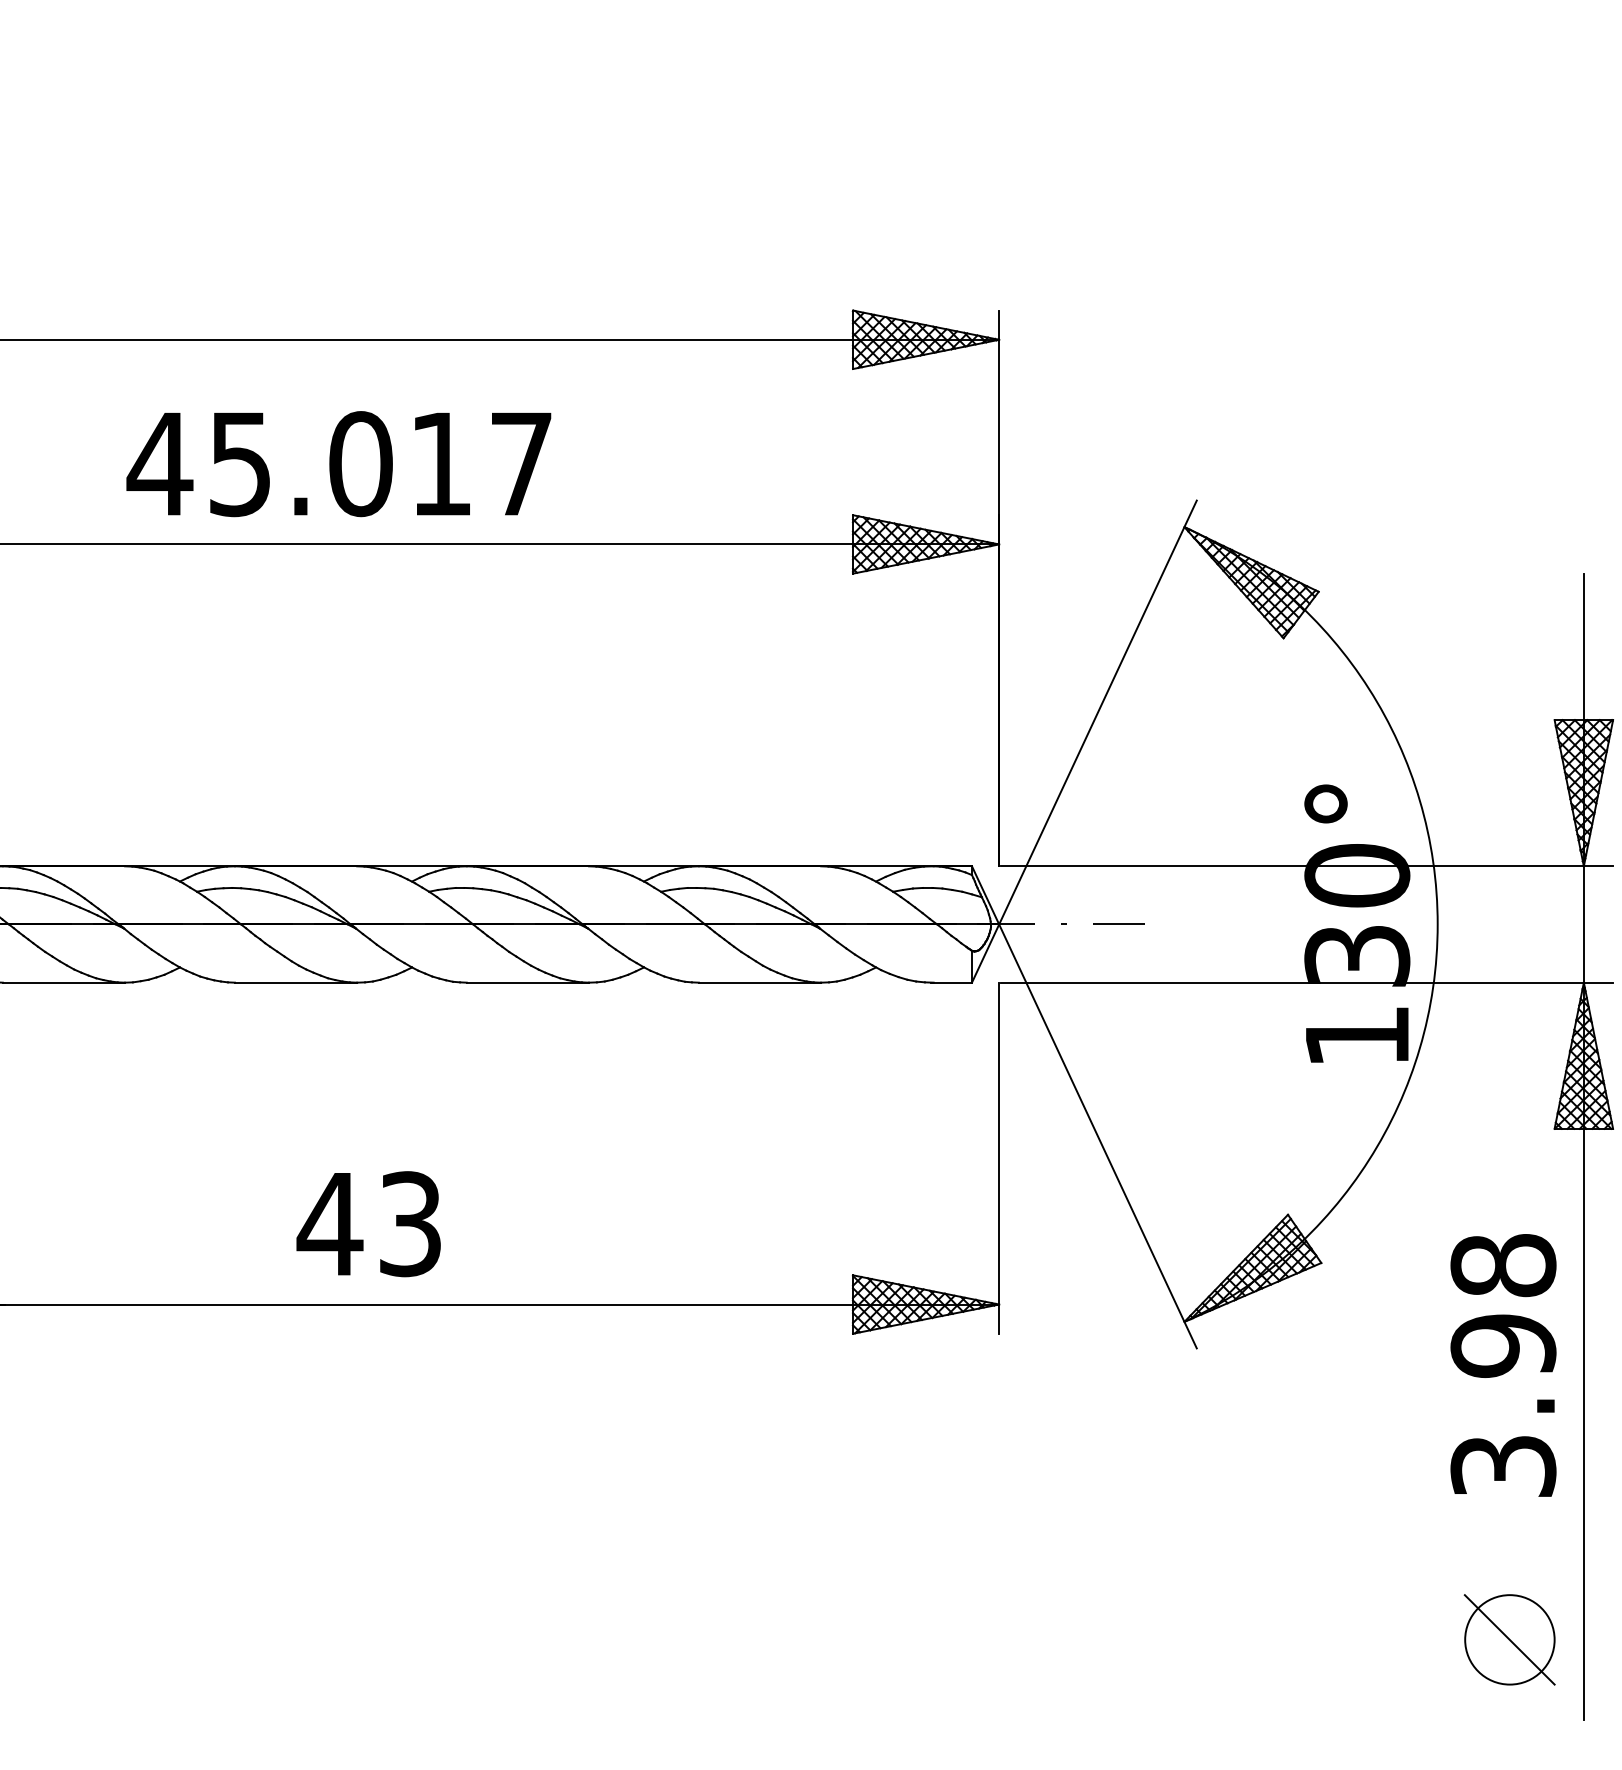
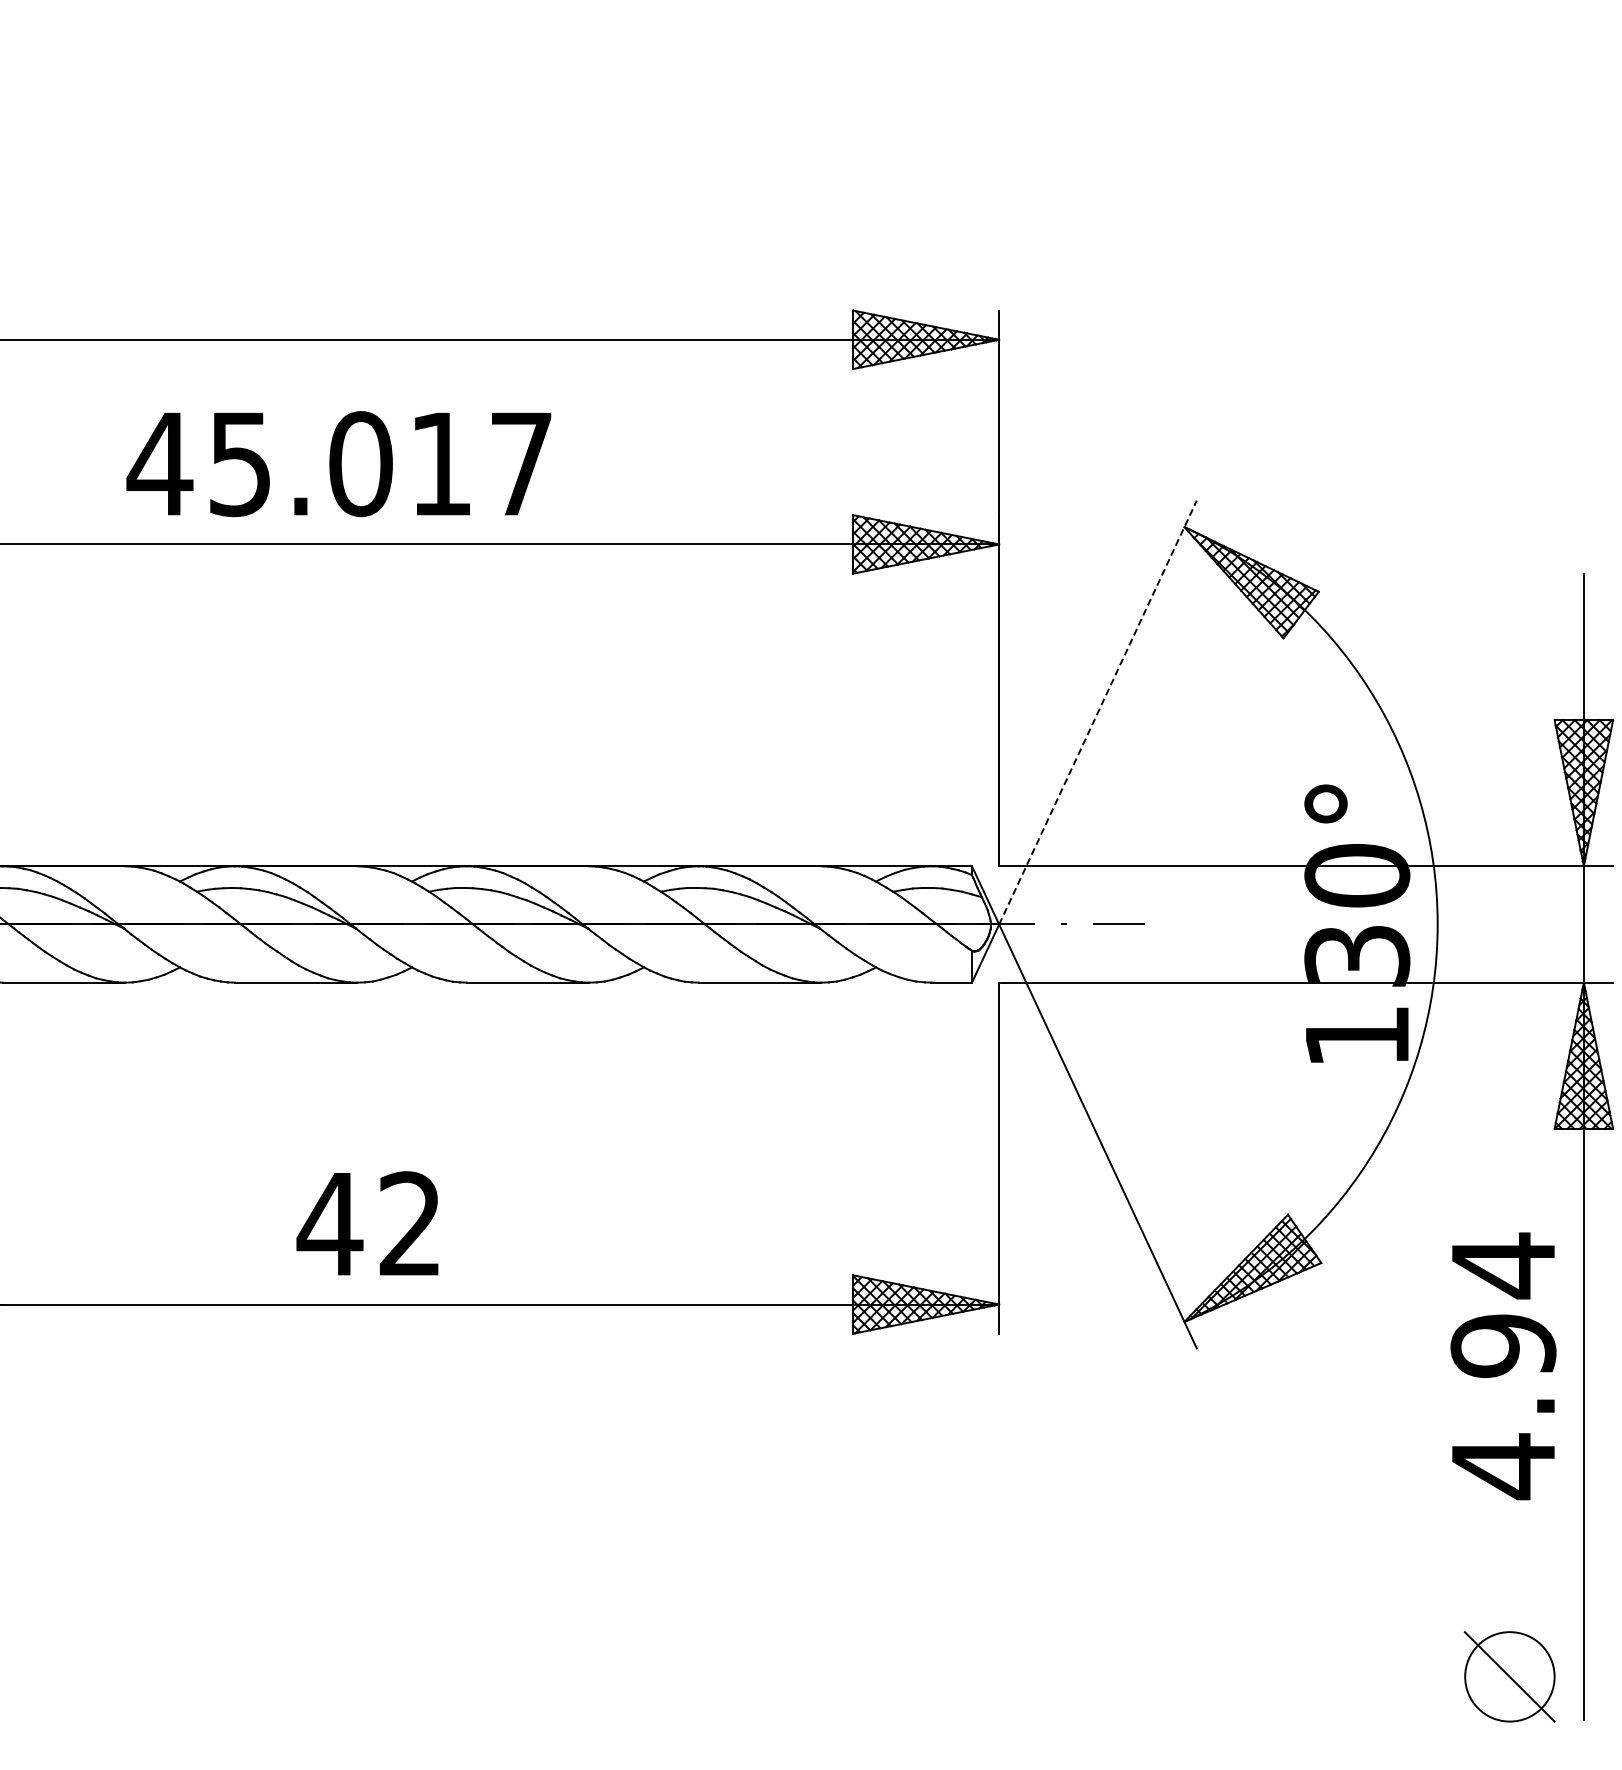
line: solid -> dashed (1097, 712)
text: 43 -> 42 (409, 1224)
text: 3.98 -> 4.94 (1503, 1366)
part position: (1509, 1639) -> (1509, 1676) (1509, 1676)
